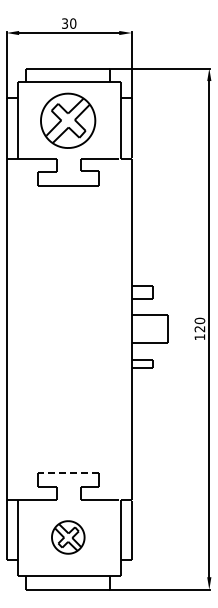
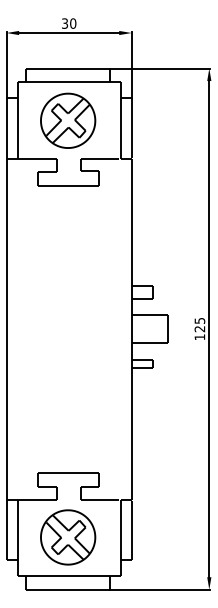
text: 120 -> 125 (199, 320)
line: dashed -> solid (68, 472)
part size: 35x35 px -> 57x57 px (68, 537)
